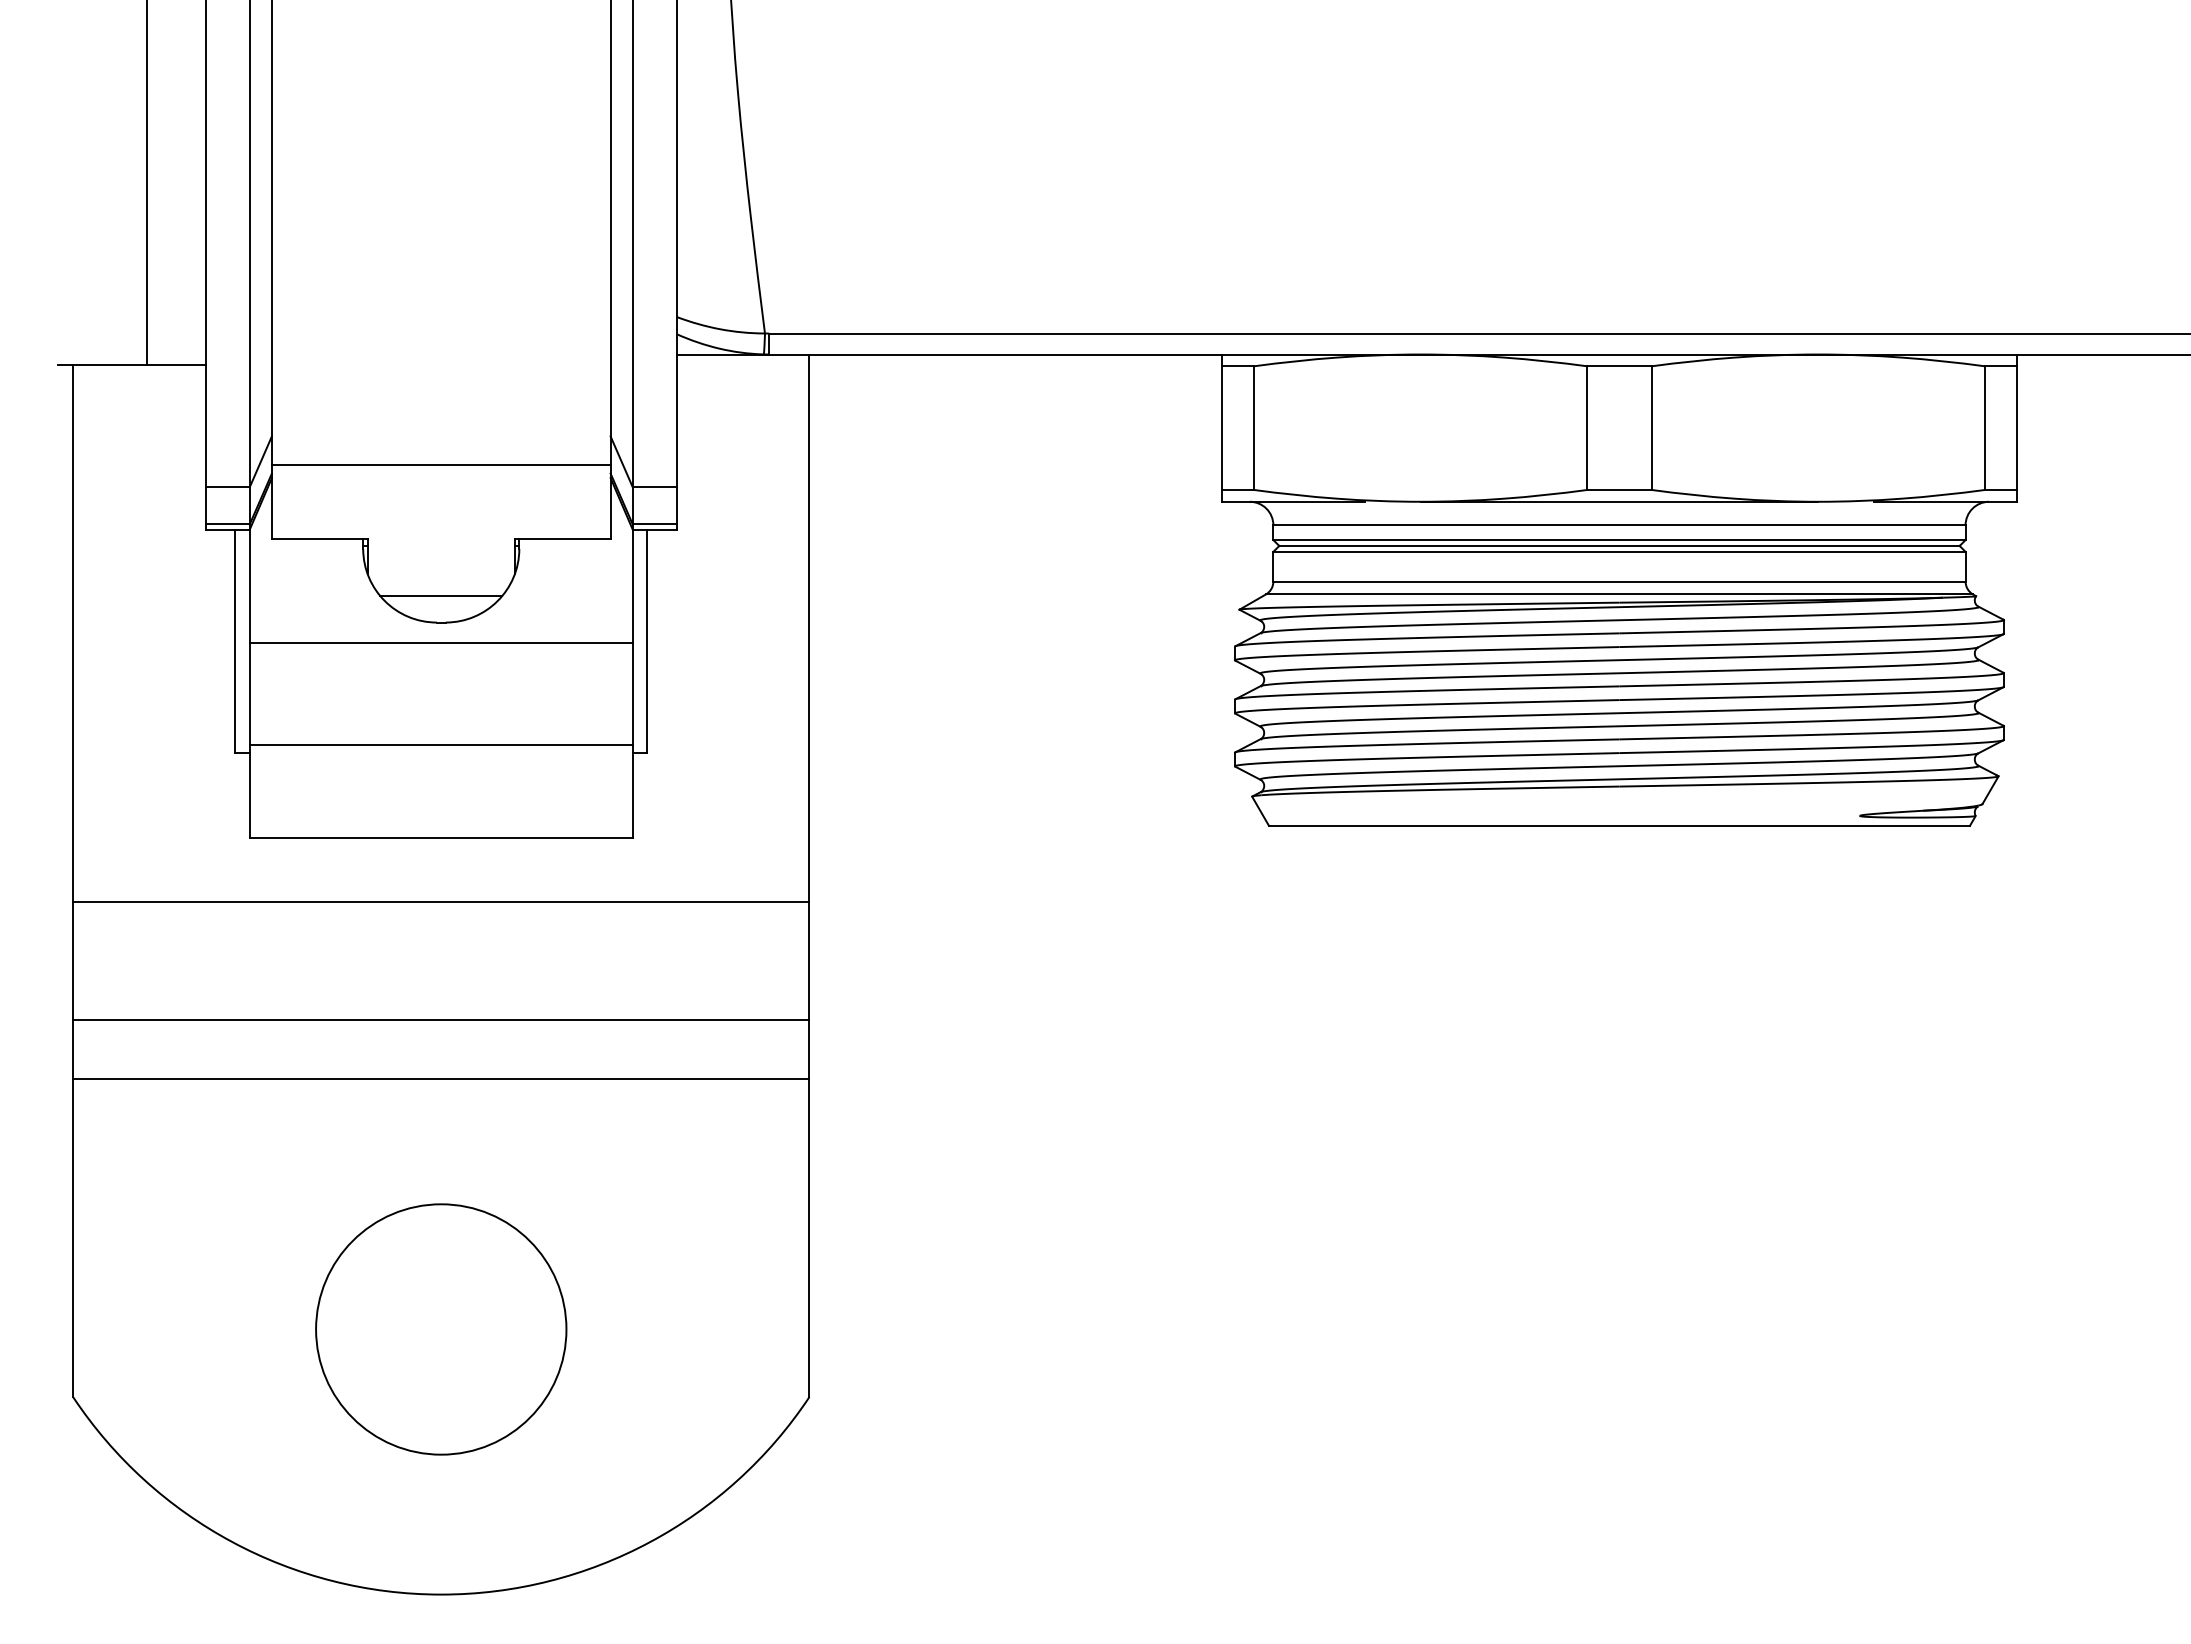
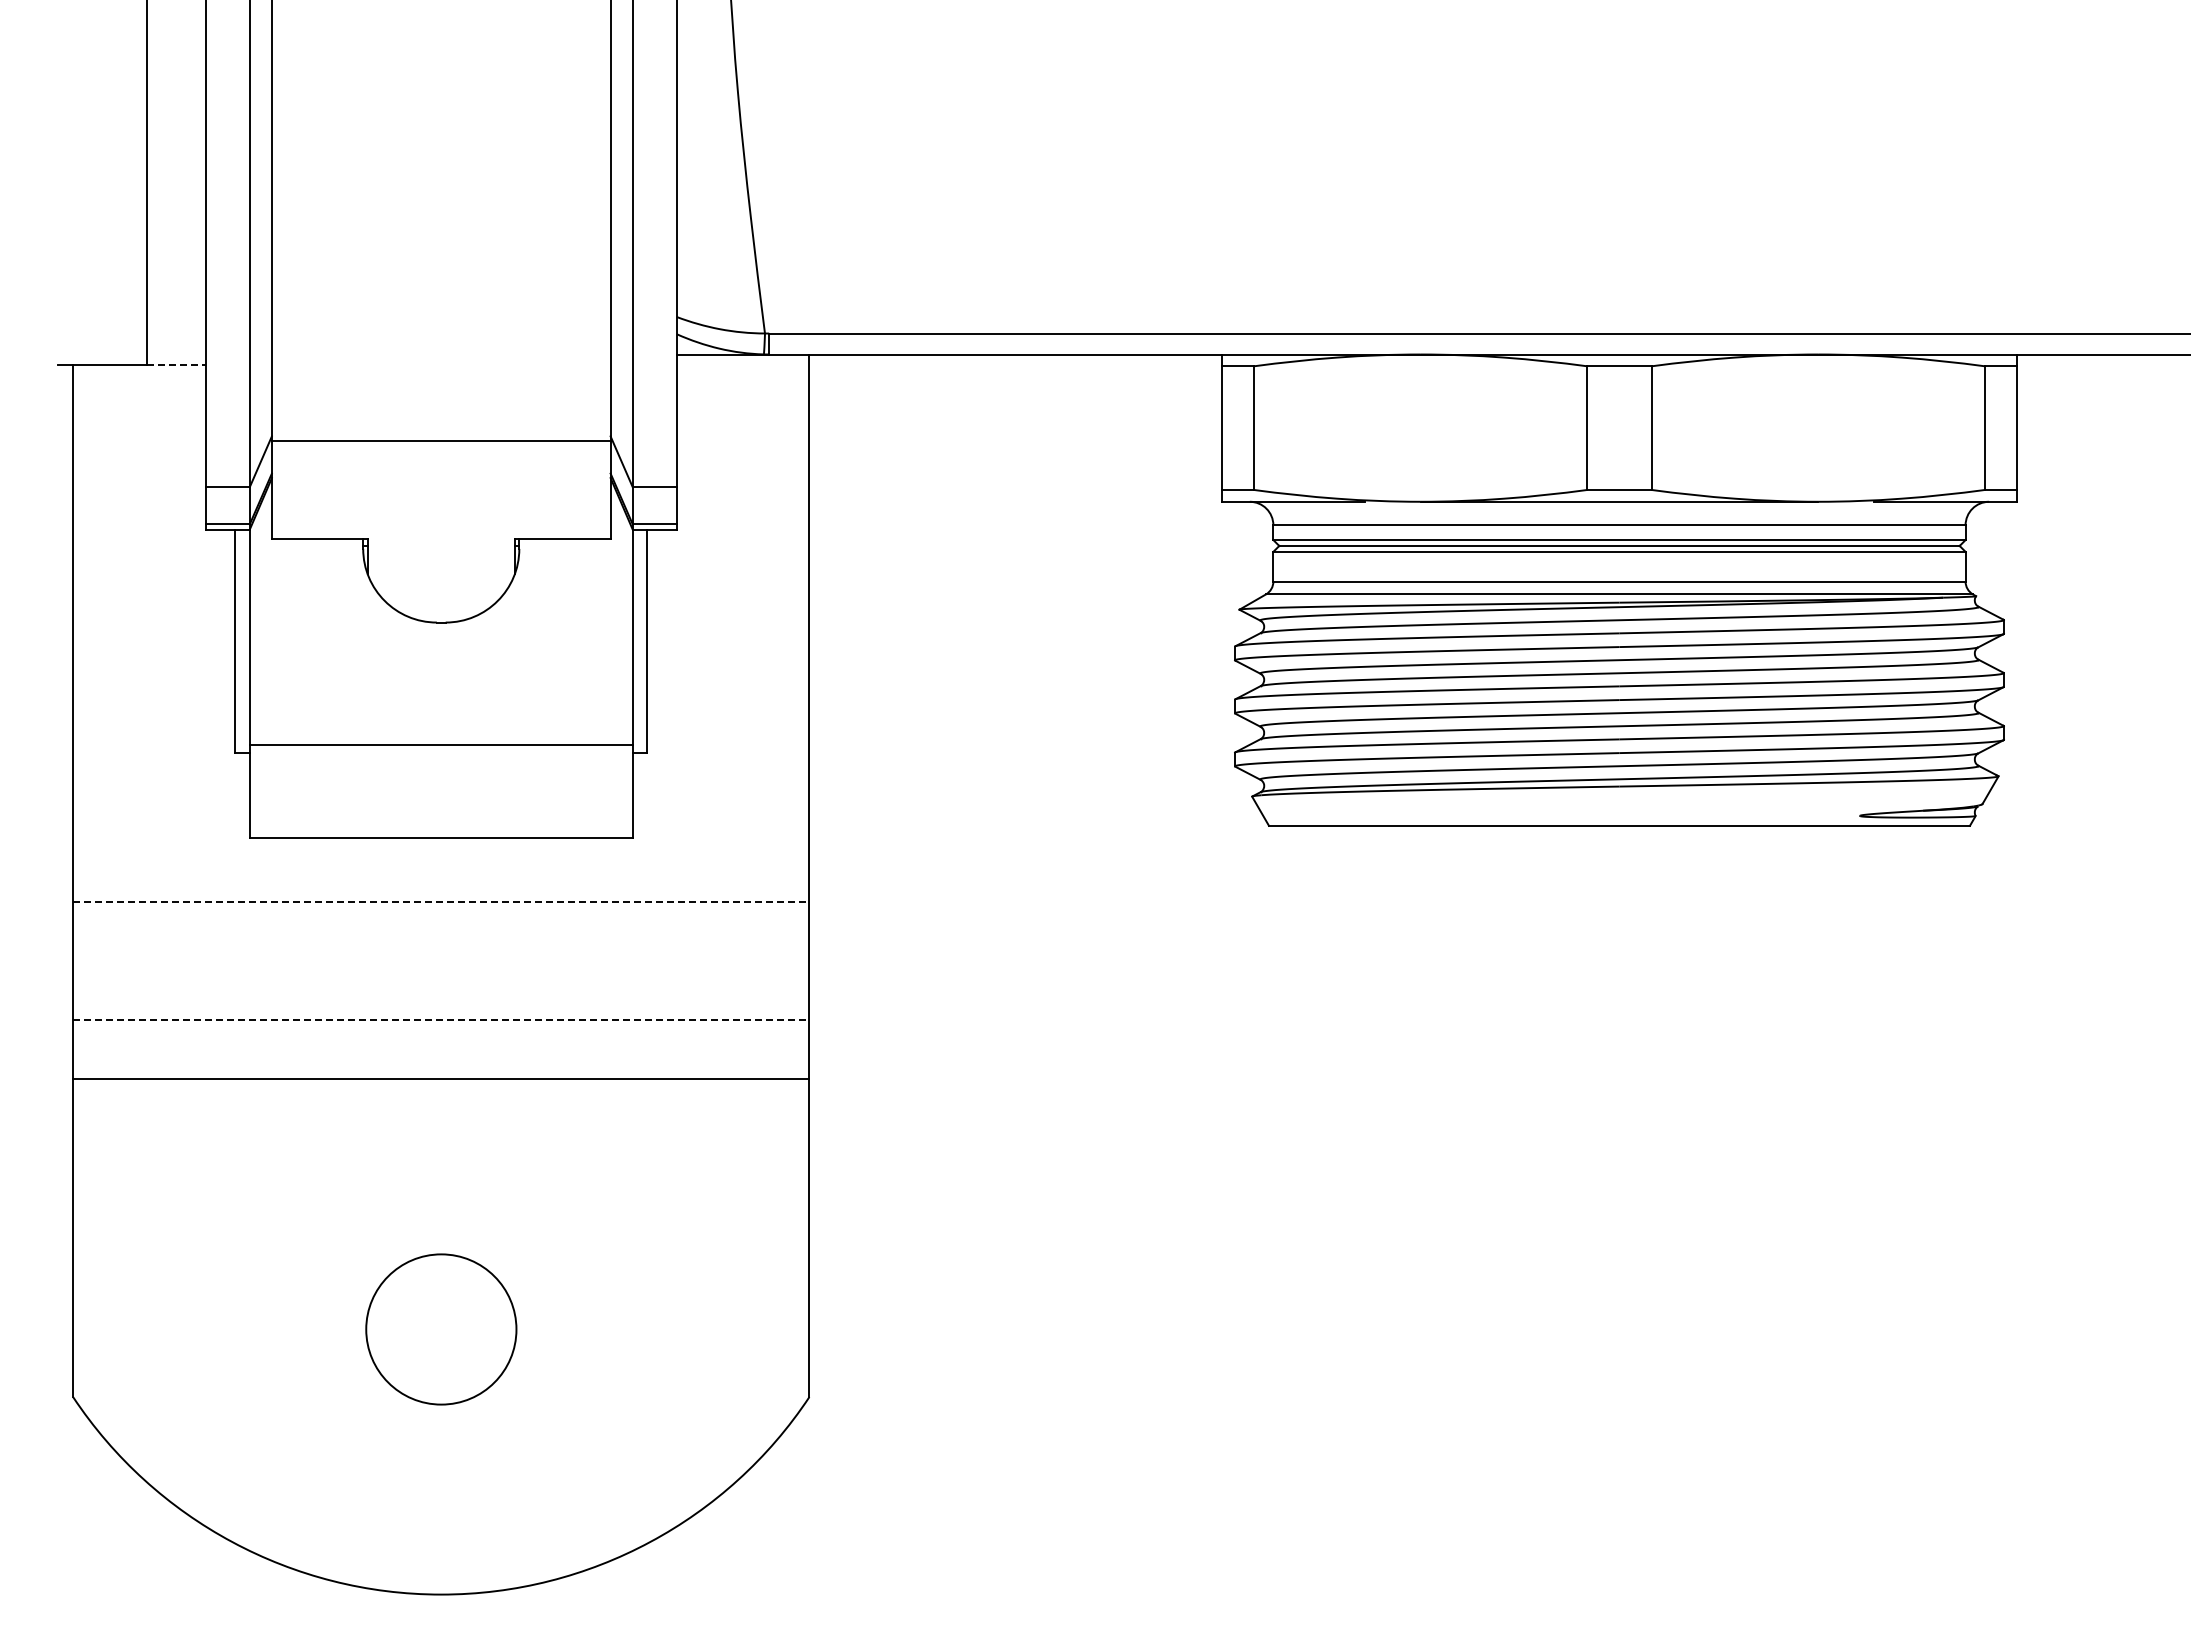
line: solid -> dashed (176, 364)
line position: (440, 465) -> (440, 441) (440, 441)
line: present -> none (441, 595)
line: present -> none (440, 642)
line: solid -> dashed (441, 902)
line: solid -> dashed (441, 1020)
circle size: 253x253 px -> 153x153 px (441, 1329)
